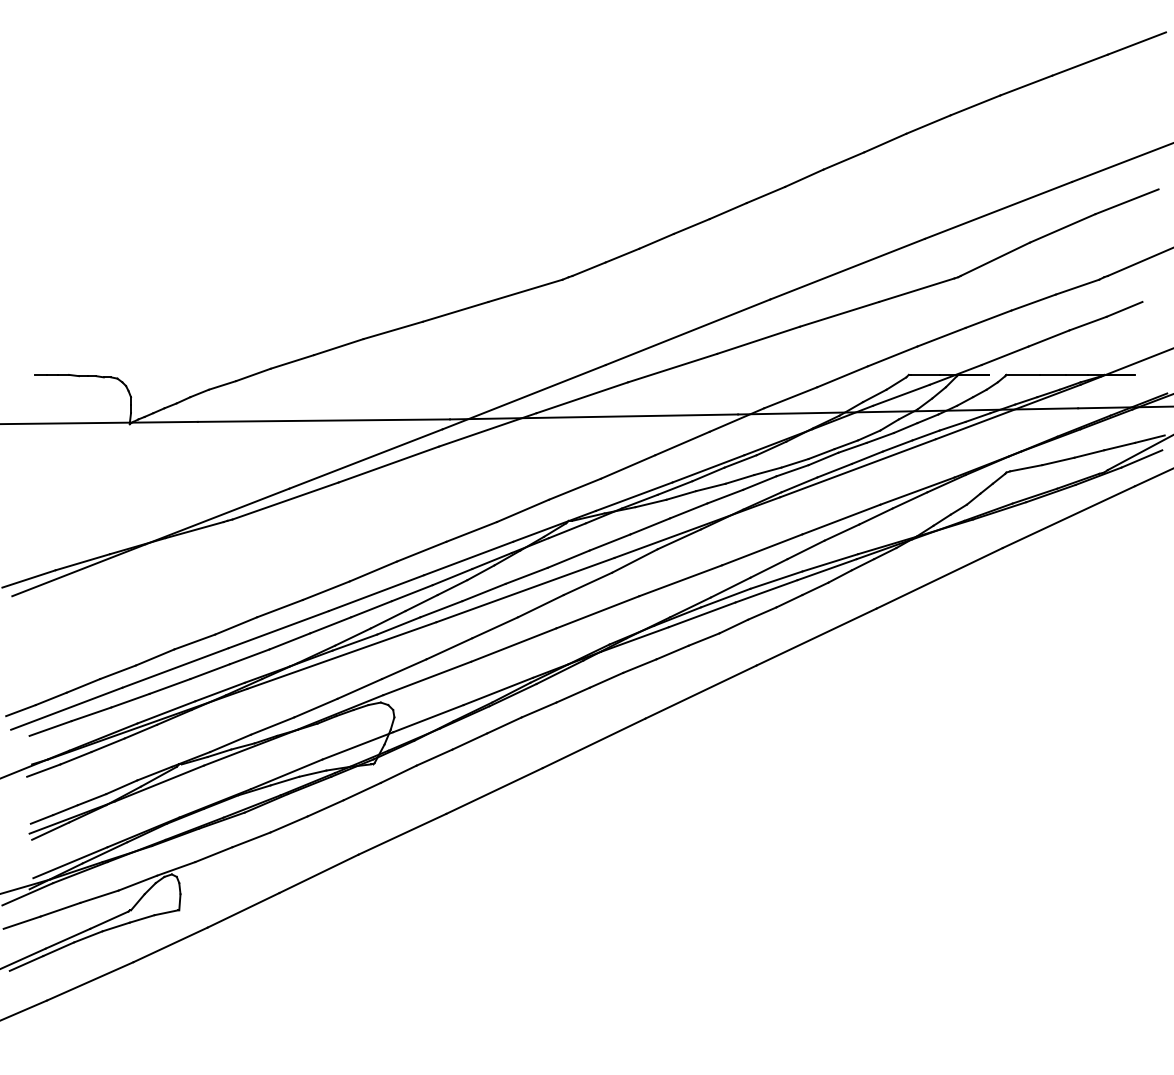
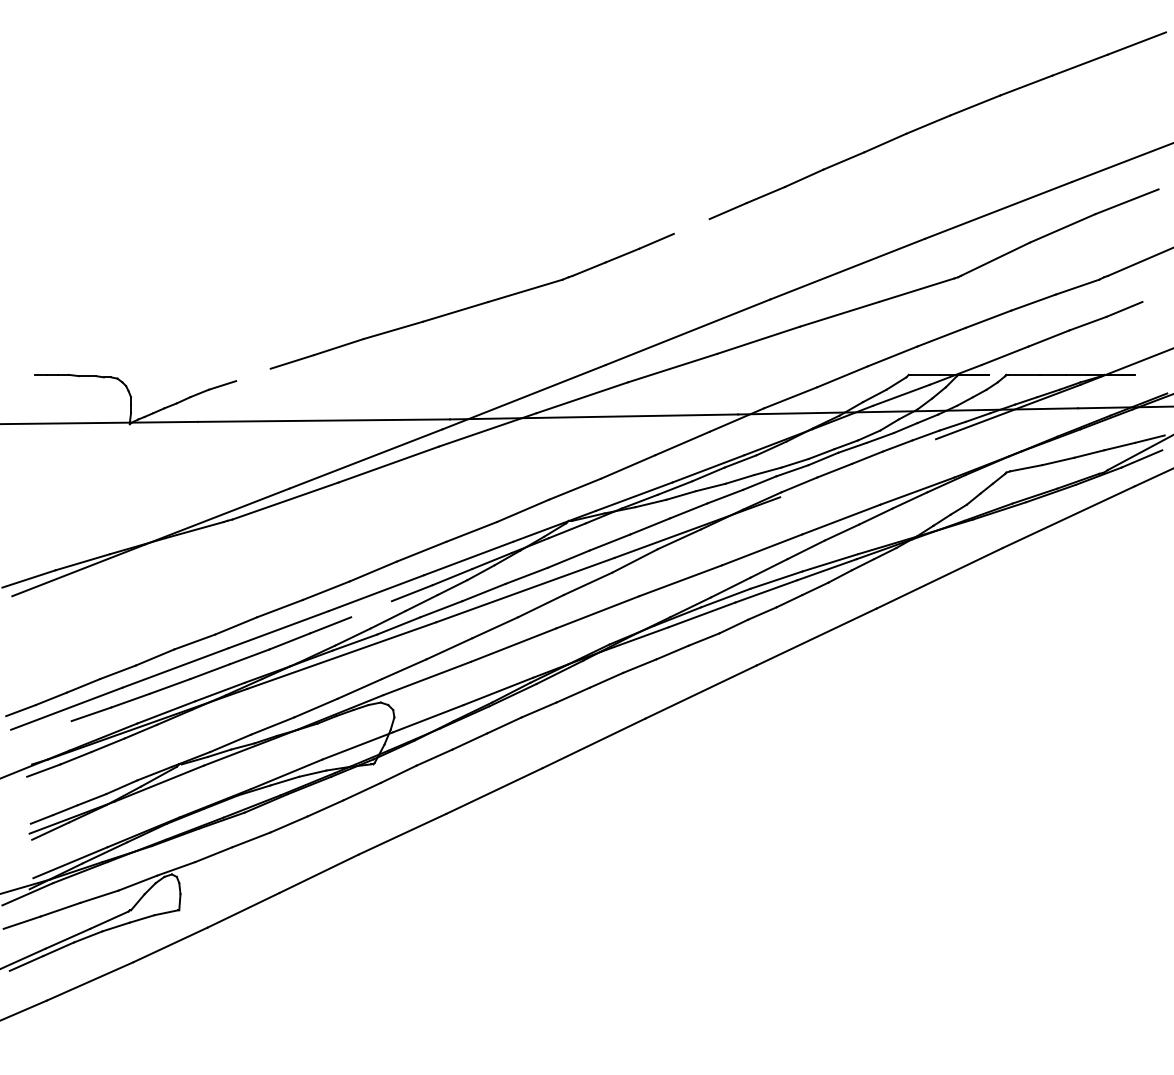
line: present -> none (691, 226)
line: present -> none (253, 374)
line: present -> none (857, 468)
line: present -> none (371, 609)
line: present -> none (50, 728)
